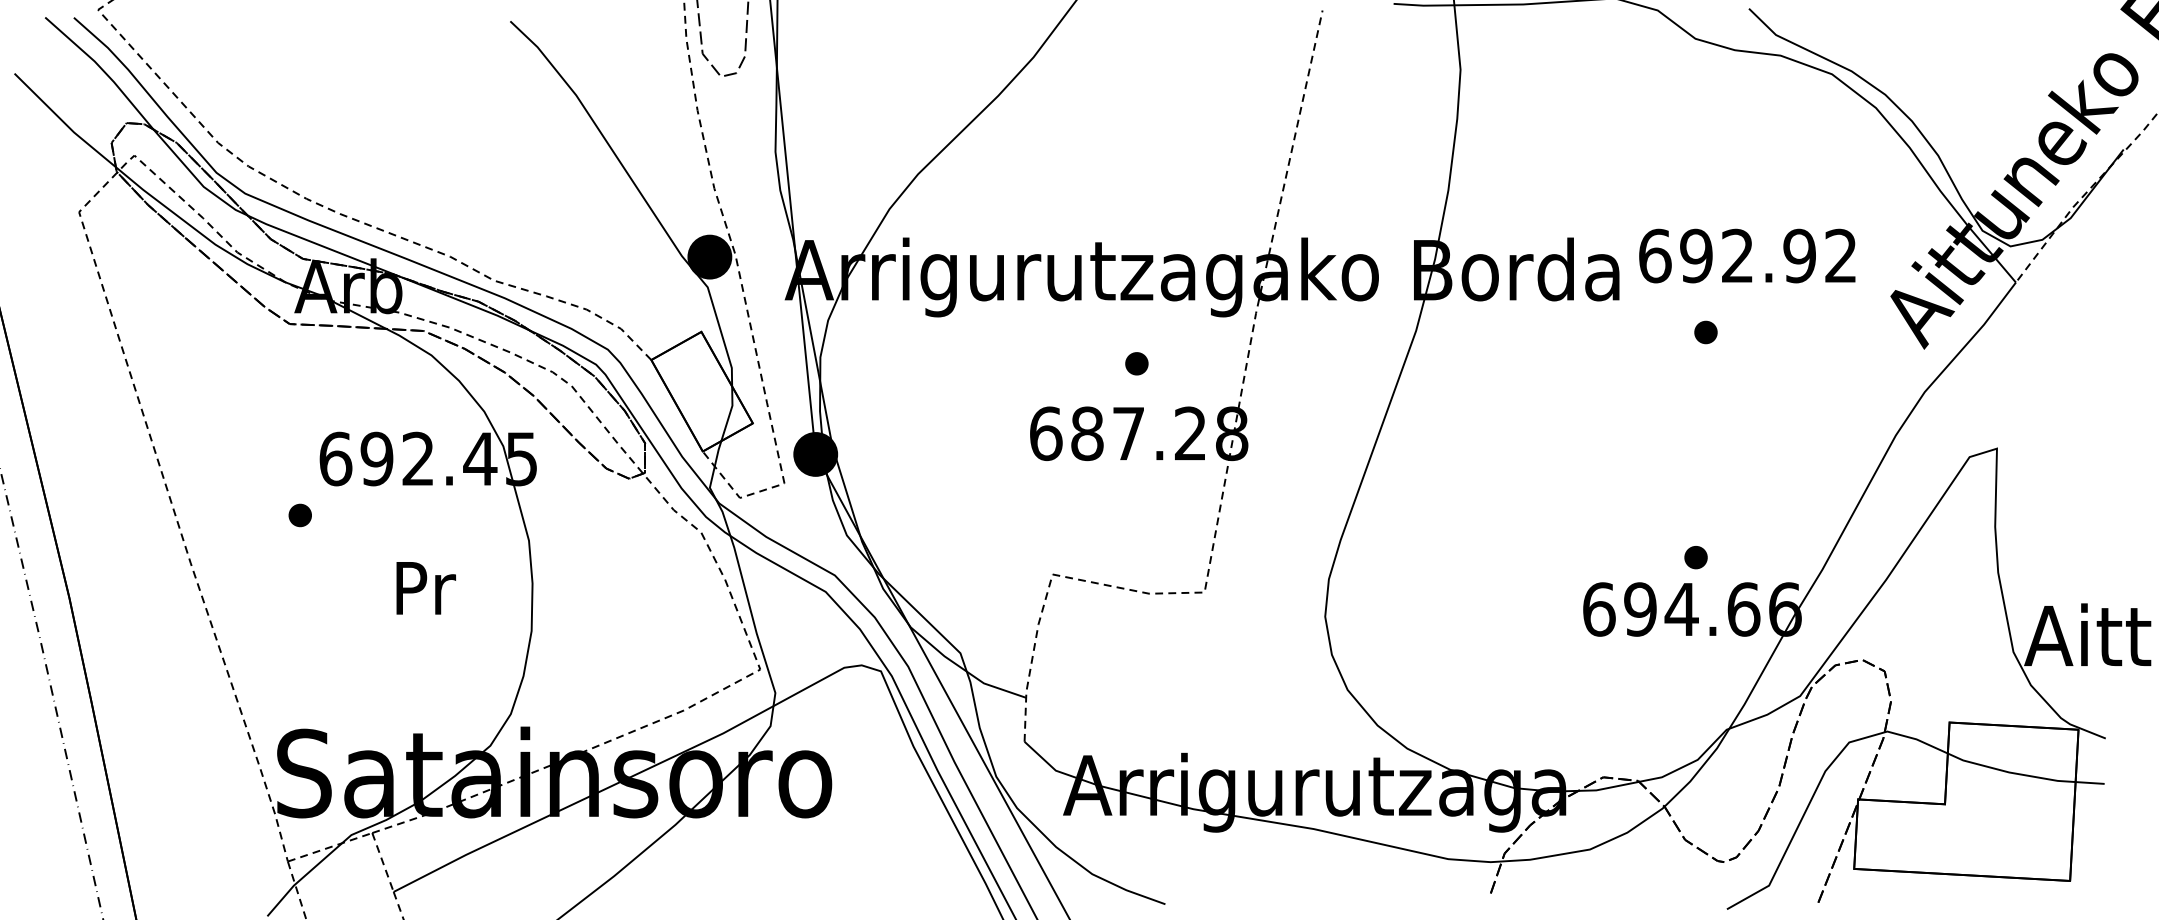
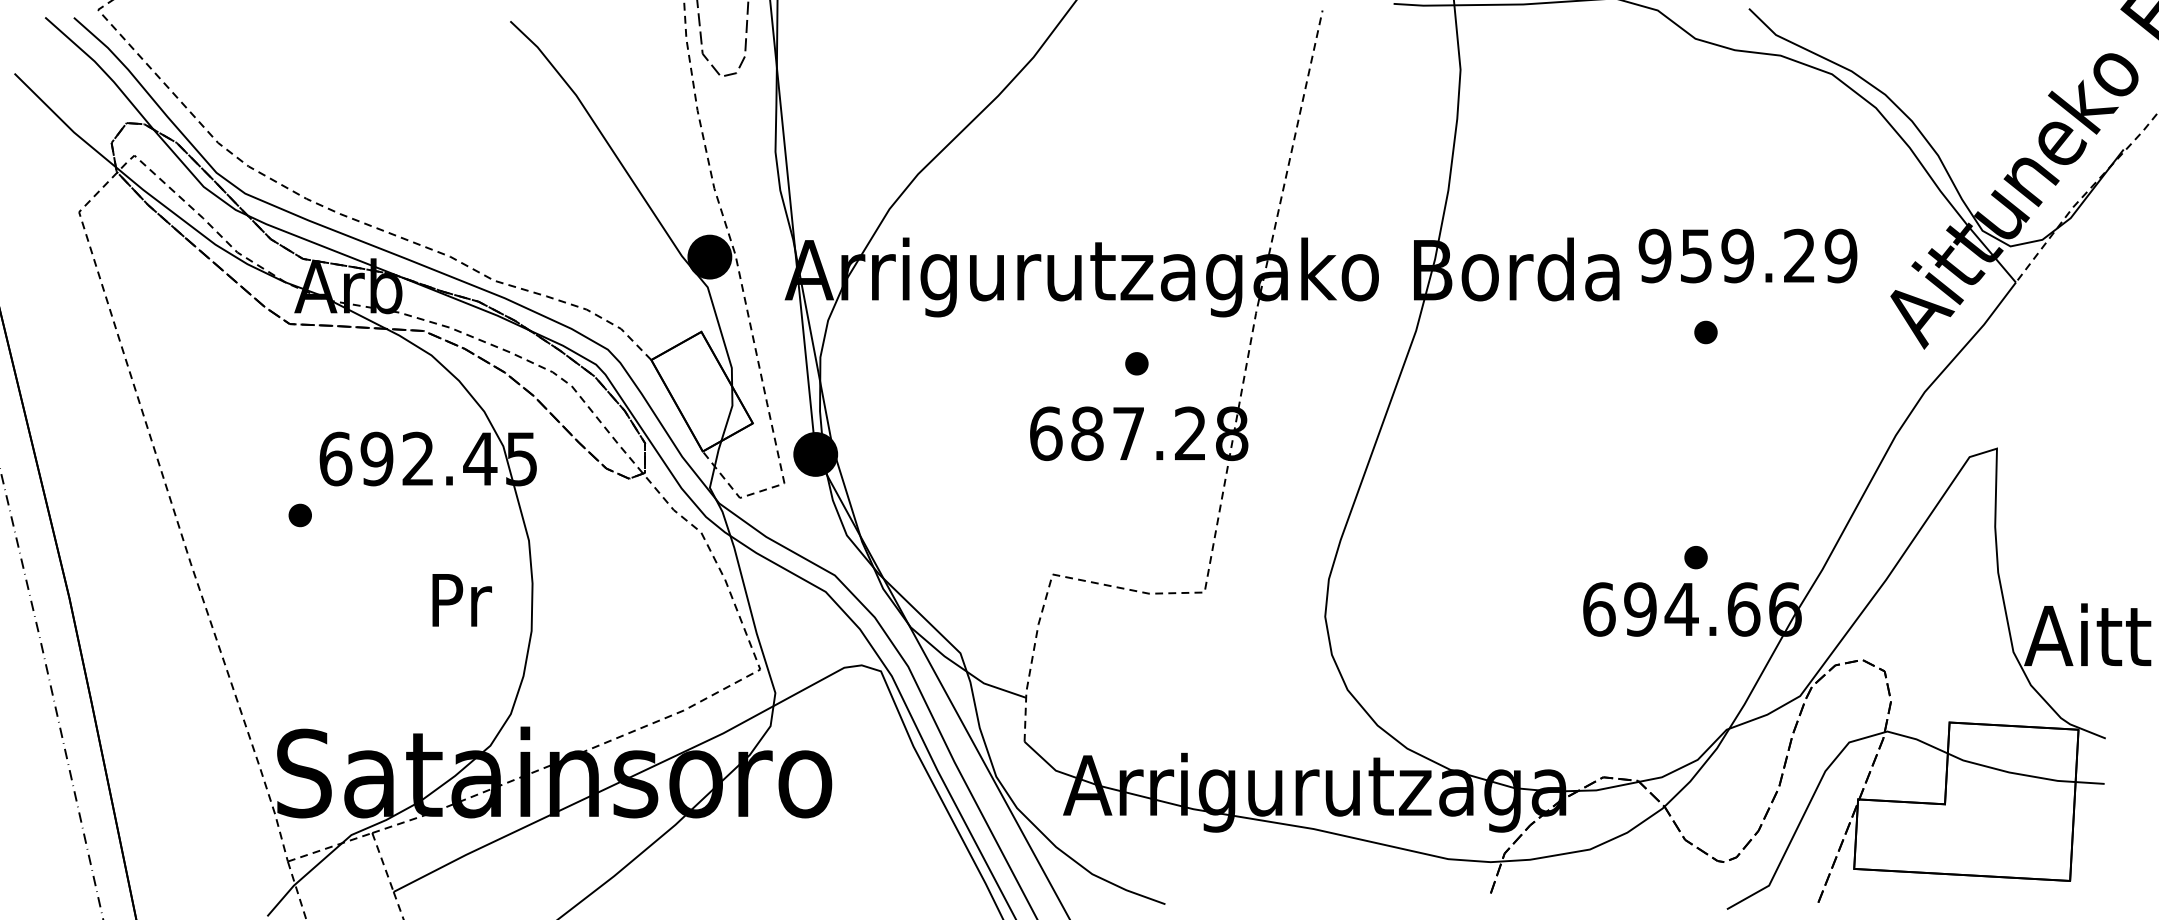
text: 692.92 -> 959.29 (1747, 255)
text position: (425, 588) -> (461, 600) (461, 600)
